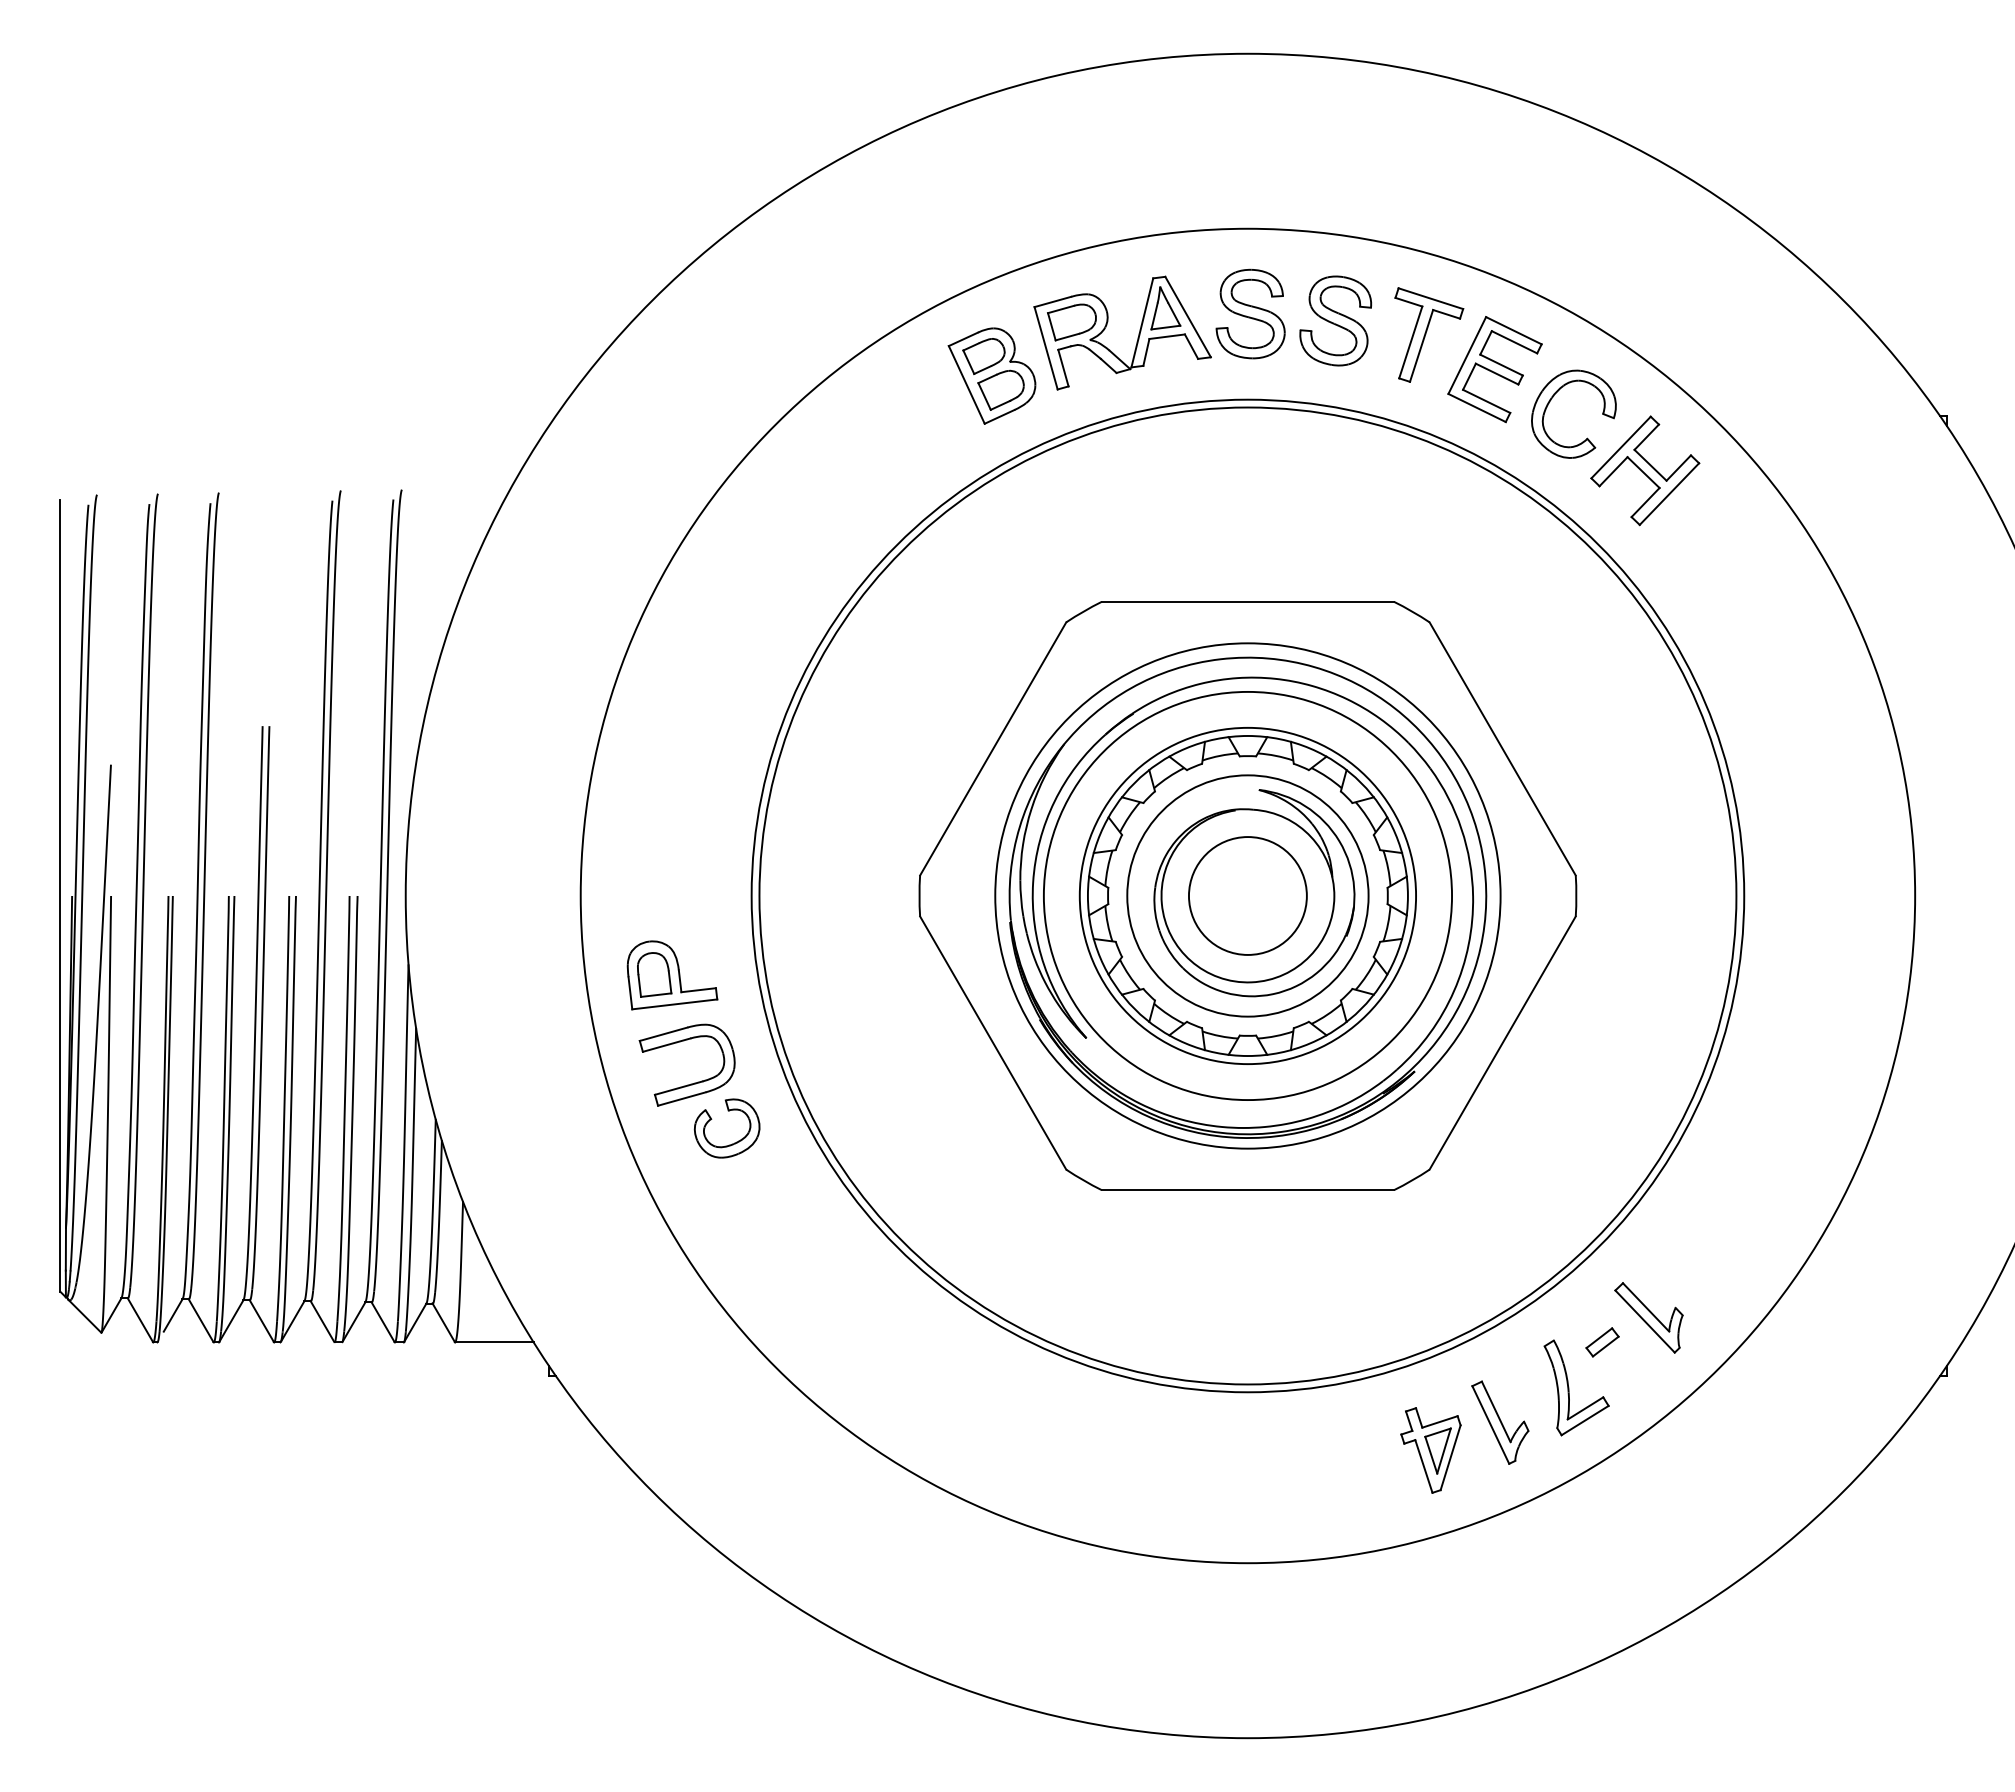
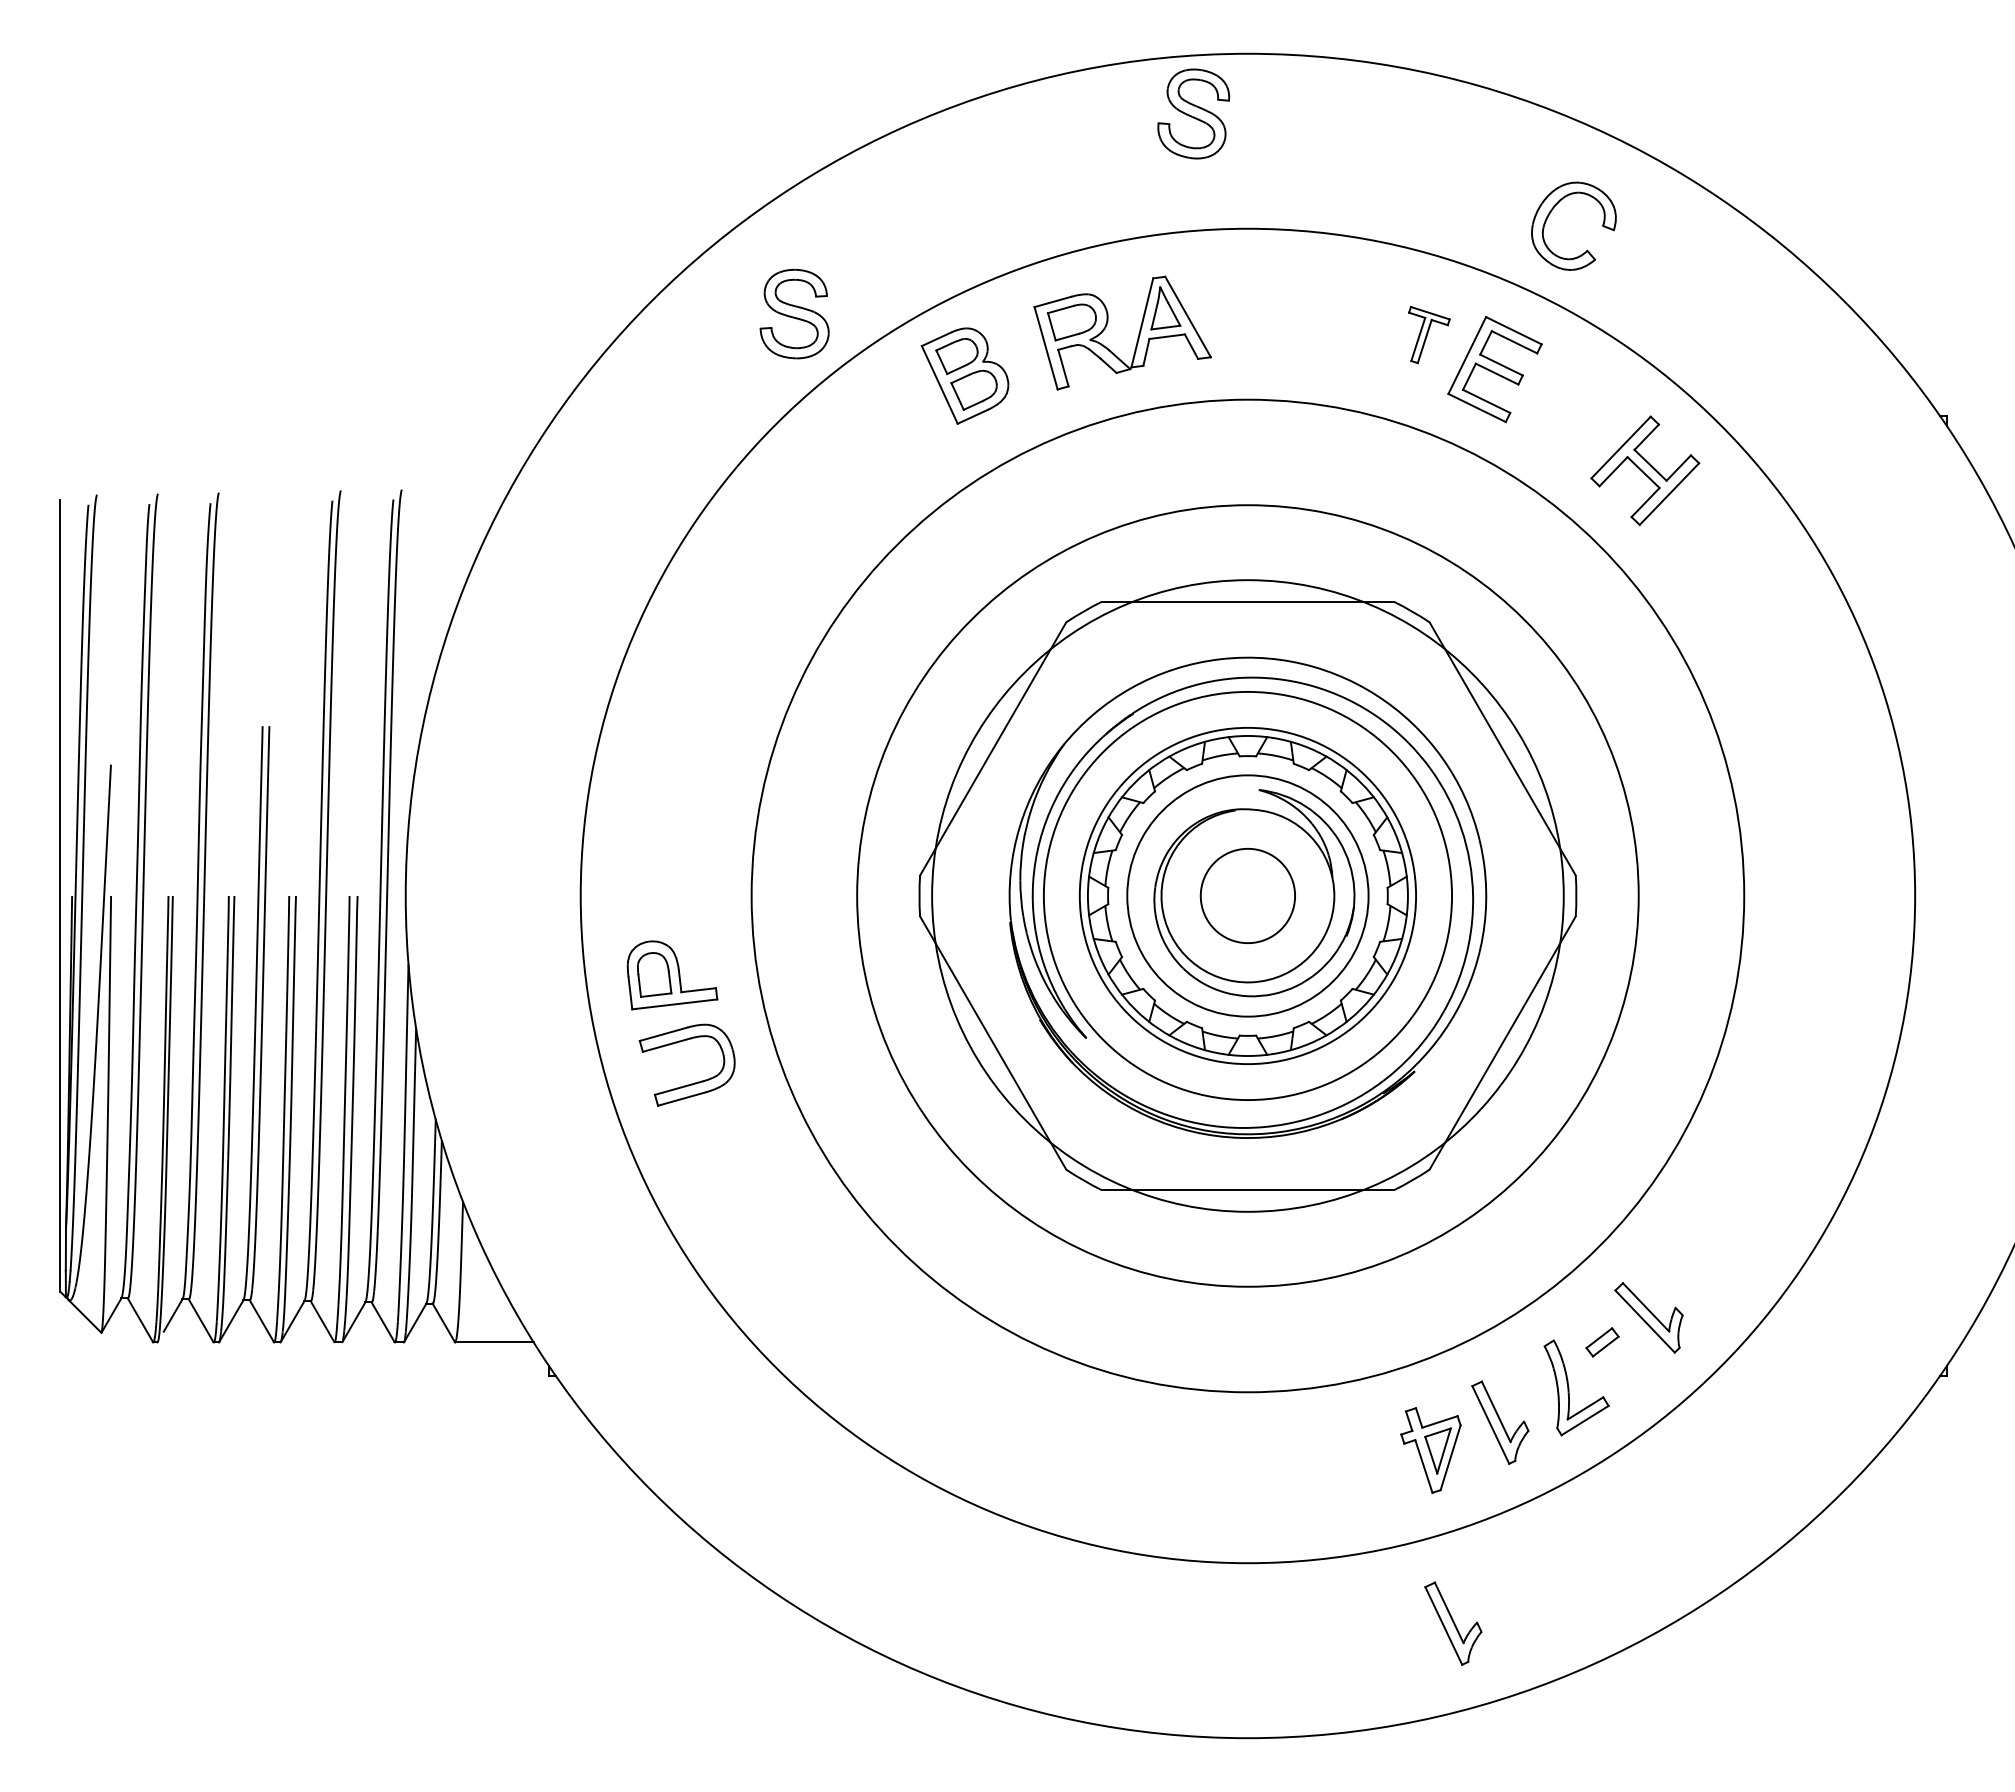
part position: (1250, 313) -> (794, 313) (794, 313)
part position: (1335, 320) -> (1193, 113) (1193, 113)
part size: 71x96 px -> 43x60 px (1429, 334)
part position: (991, 375) -> (964, 375) (964, 375)
part position: (1551, 400) -> (1551, 212) (1551, 212)
circle diameter: 118 px -> 94 px (1247, 895)
circle diameter: 505 px -> 632 px (1247, 895)
circle diameter: 977 px -> 782 px (1247, 895)
part: present -> none (734, 1142)
part: none -> present (1453, 1623)
